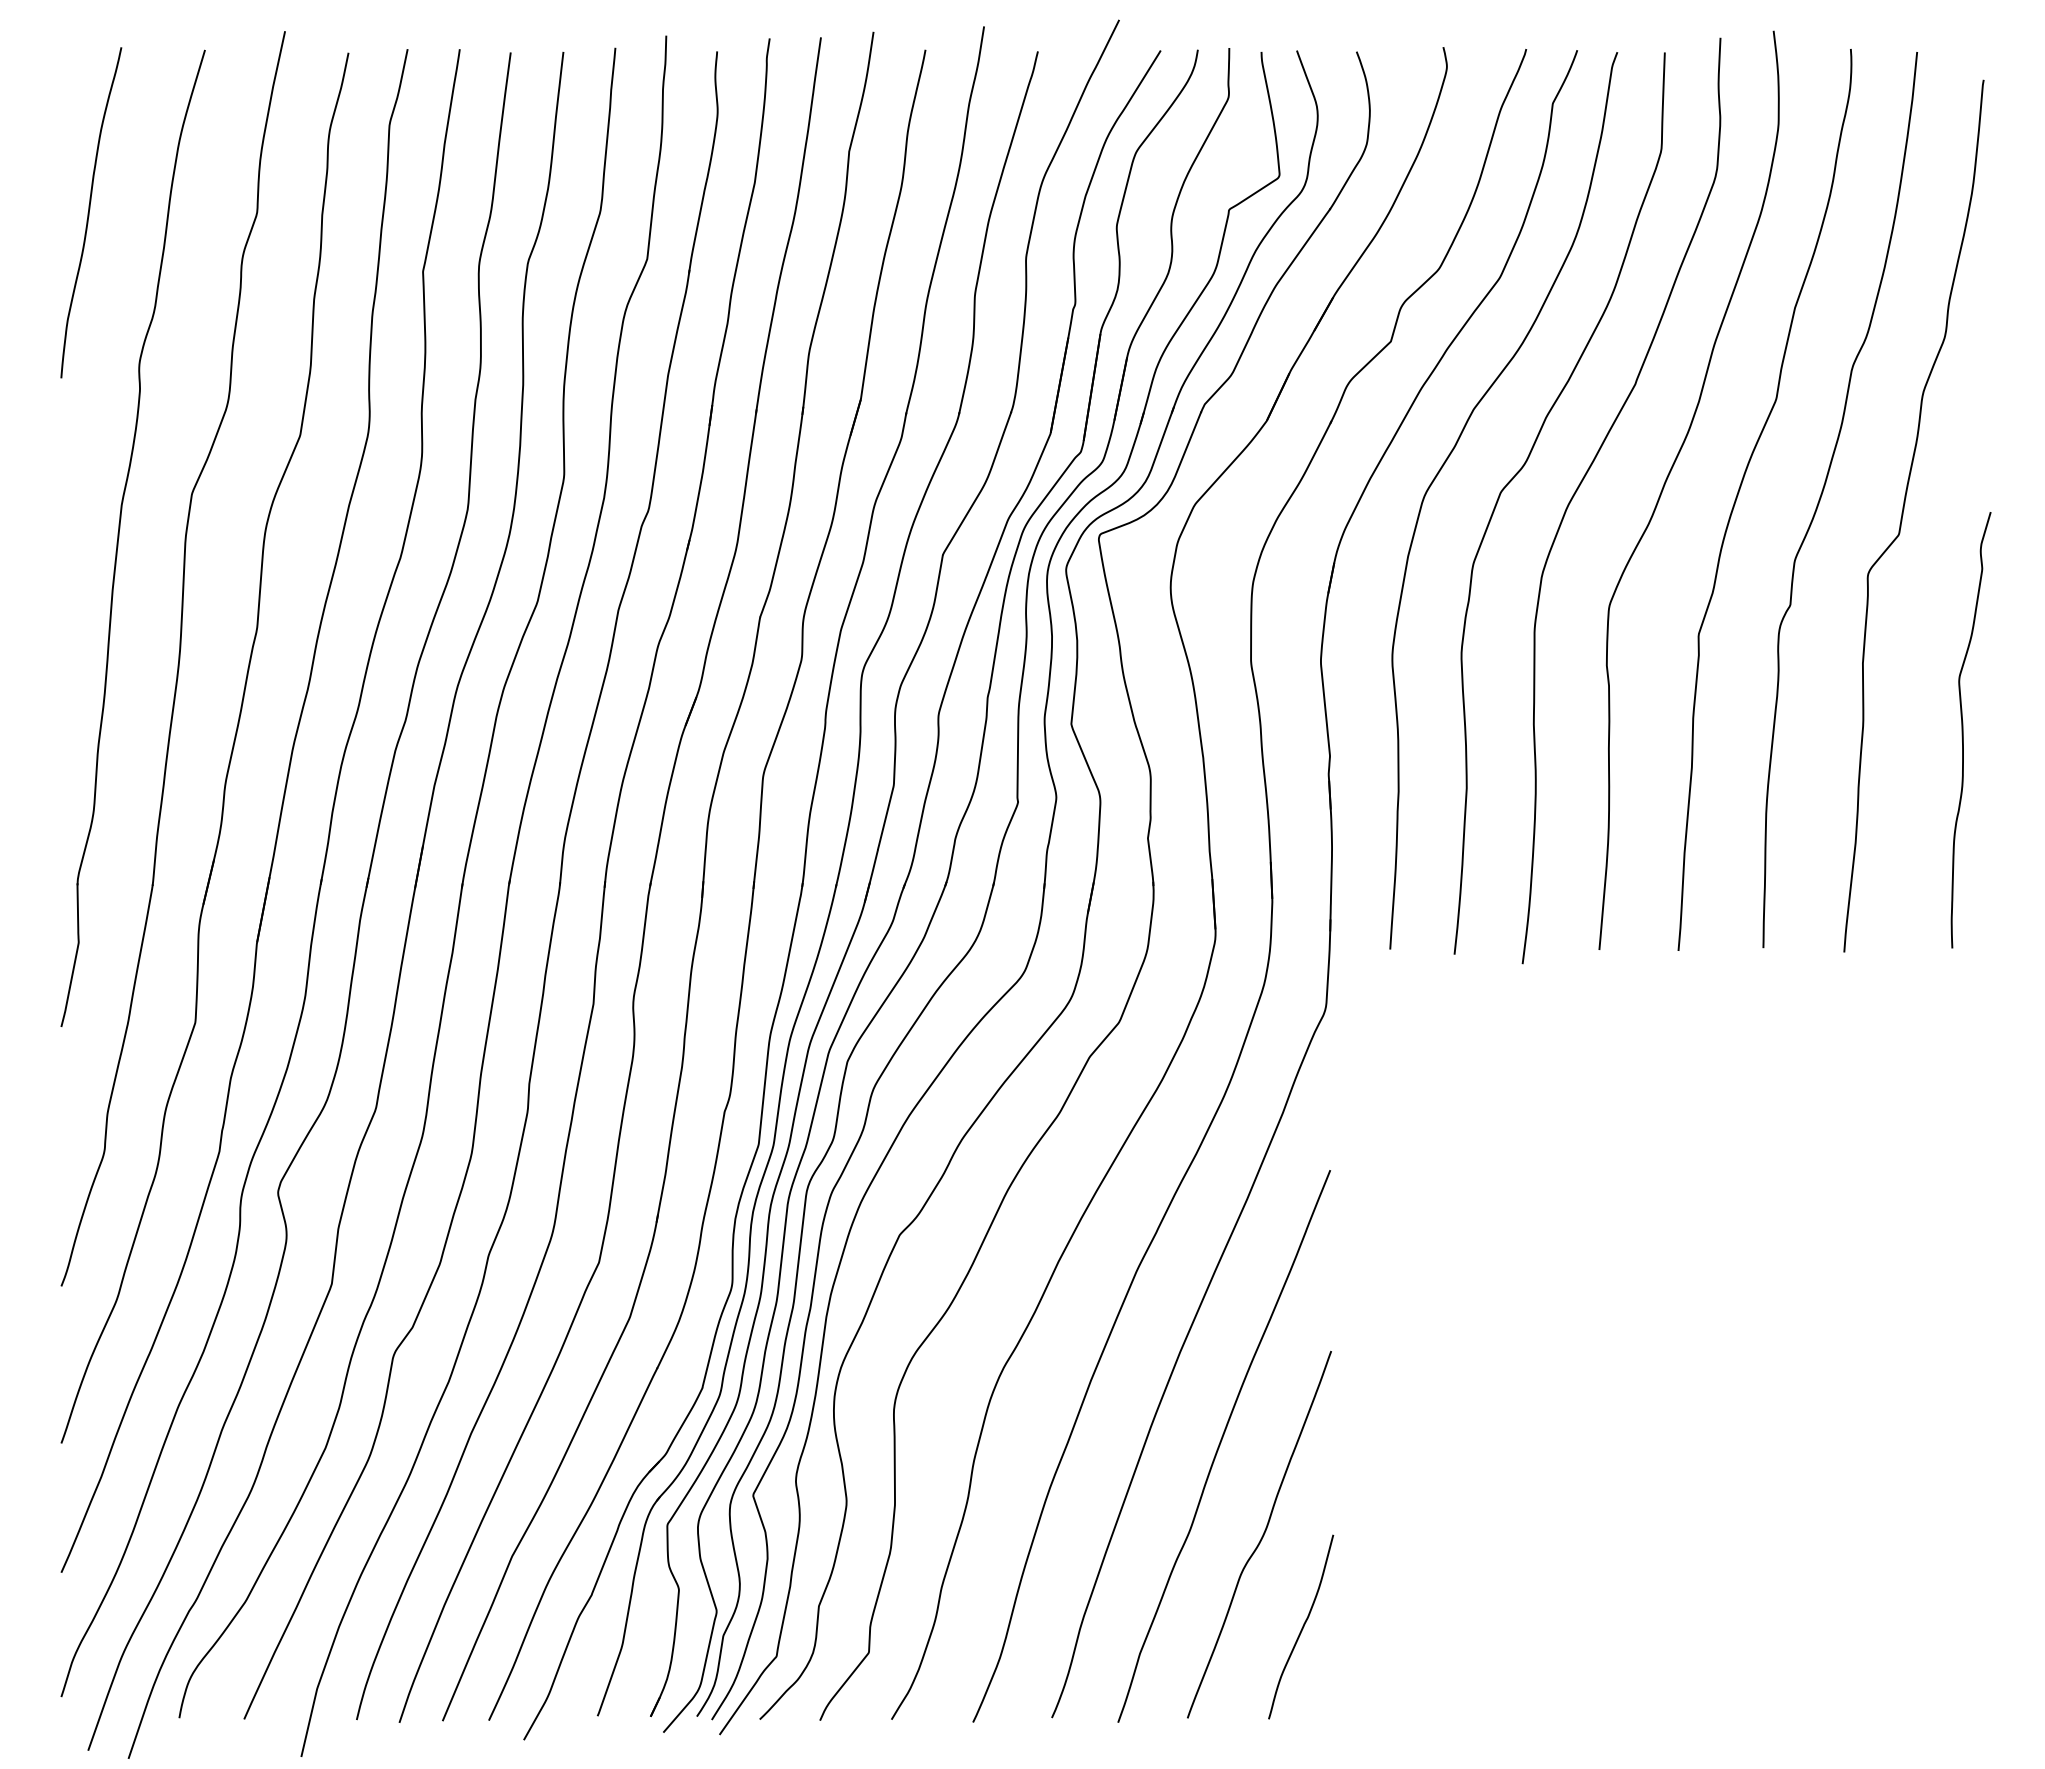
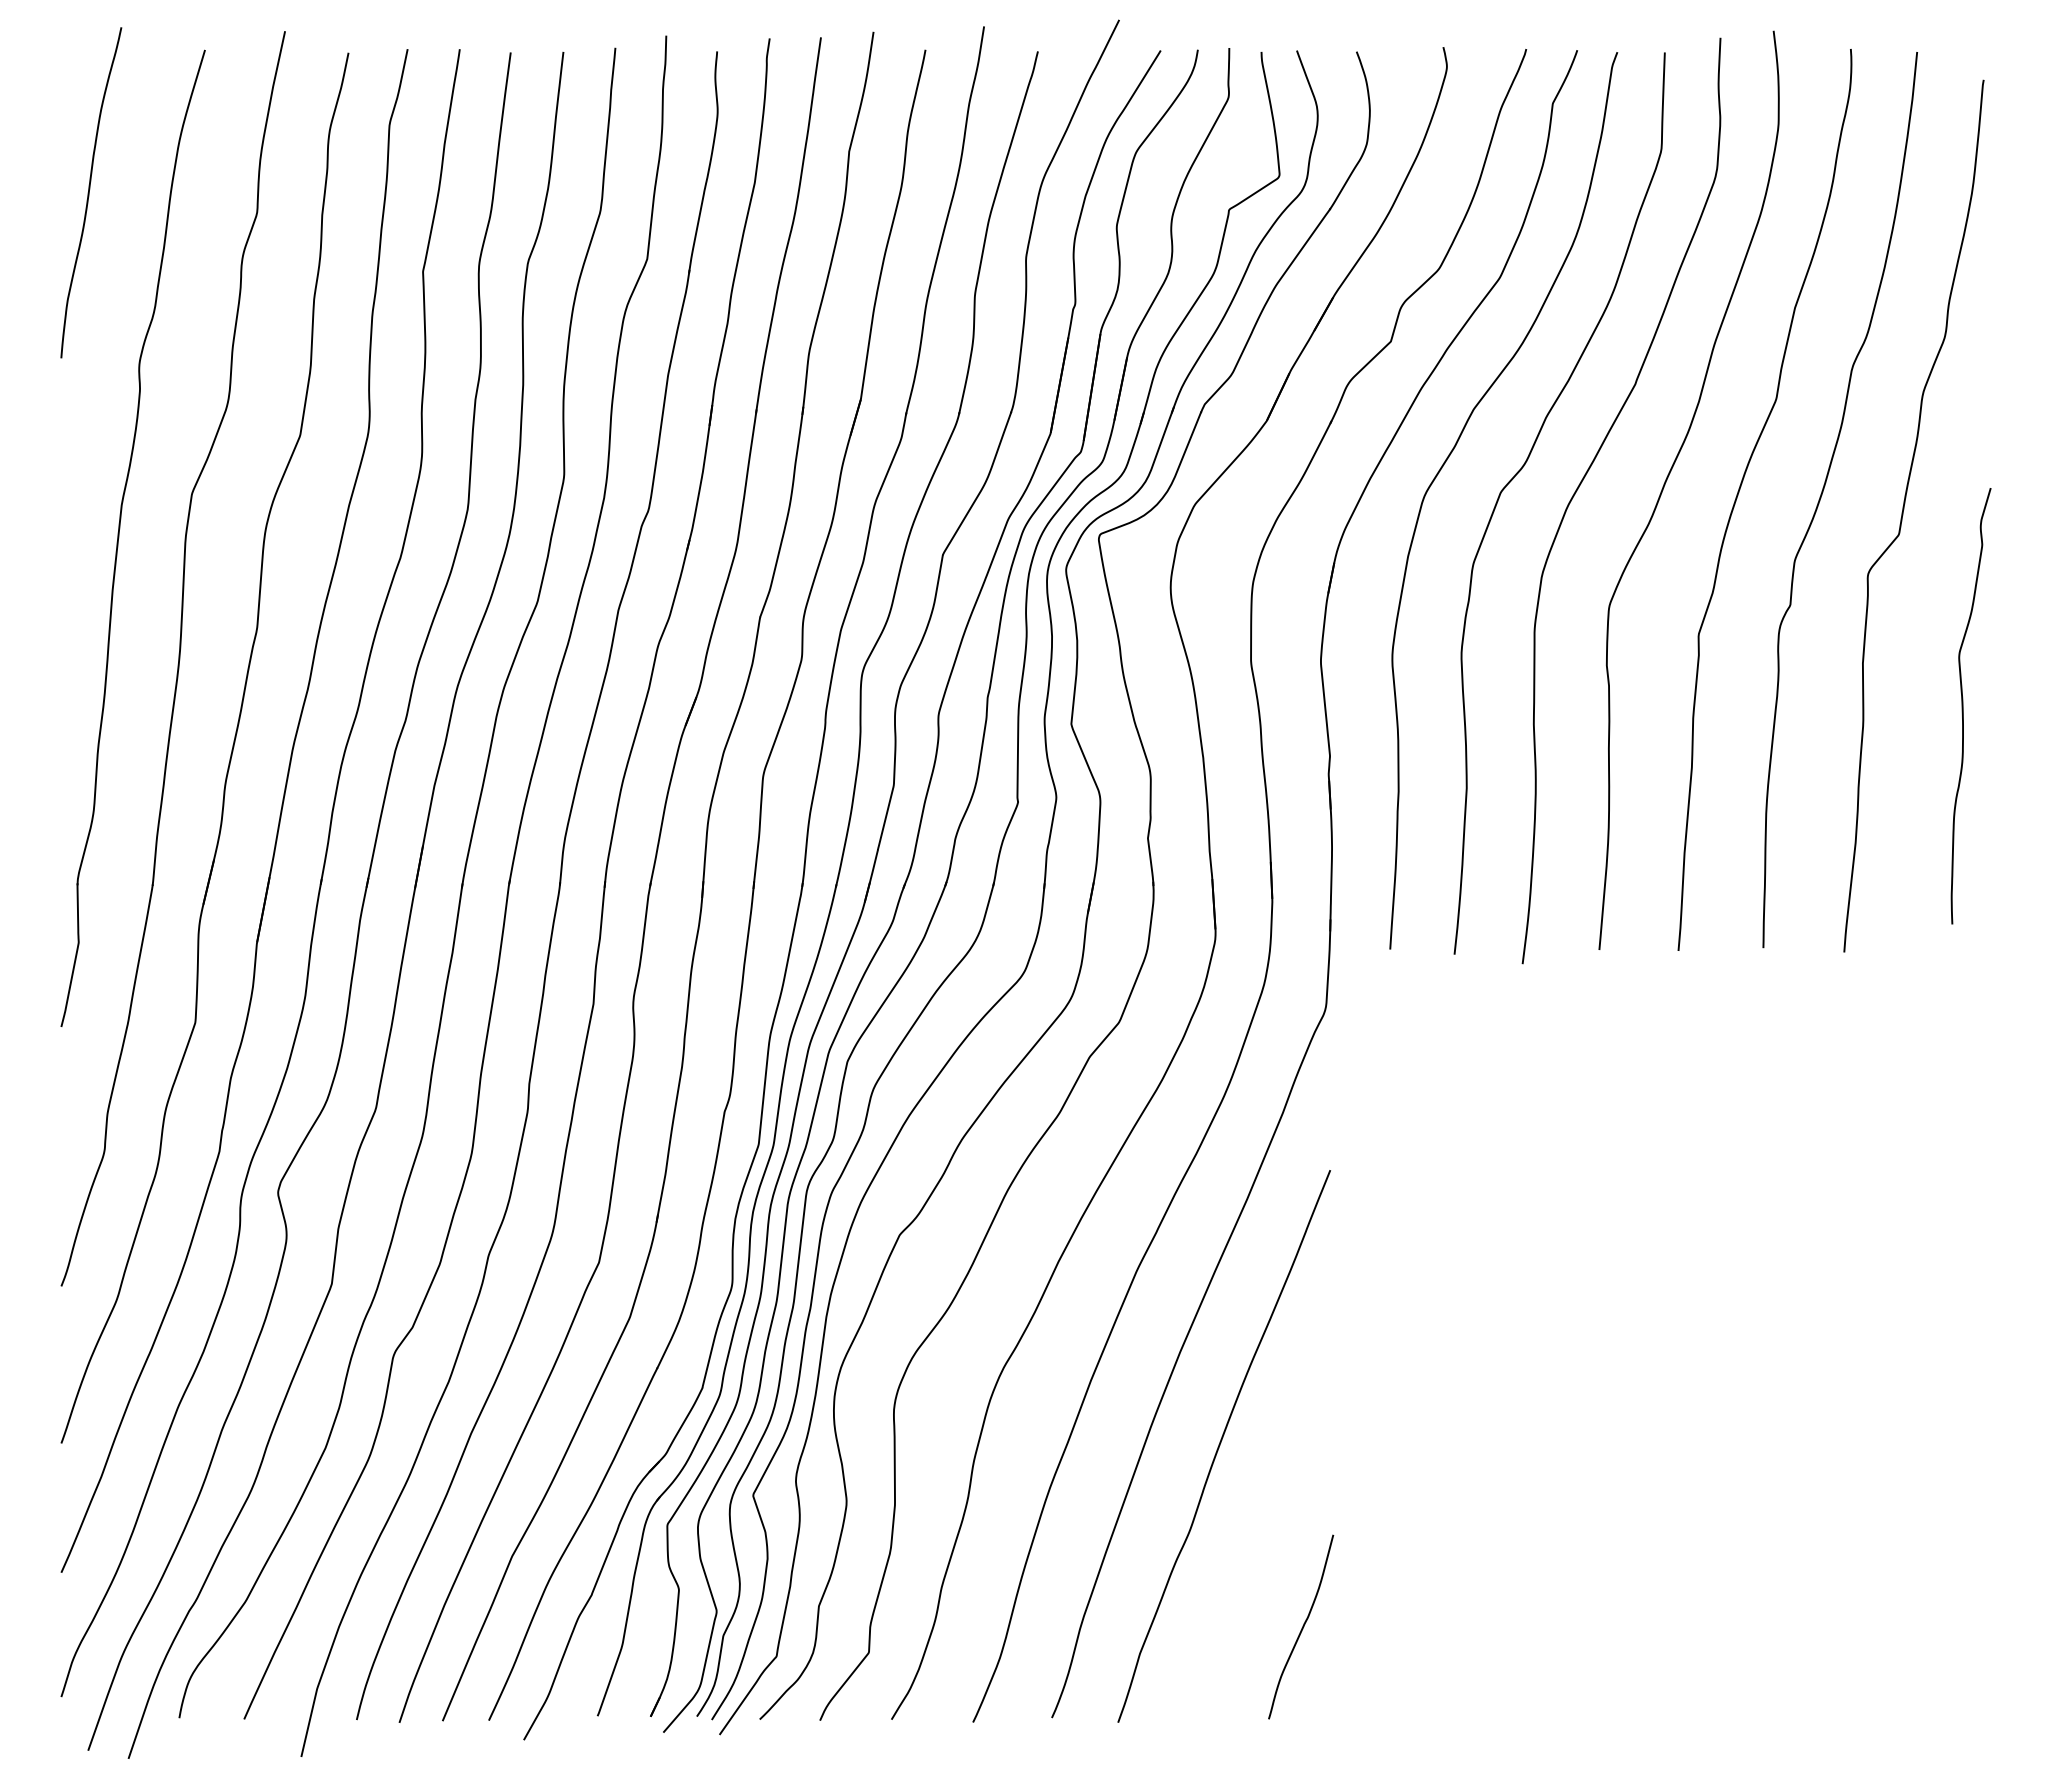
curve position: (89, 212) -> (89, 192) (89, 192)
curve position: (1963, 730) -> (1963, 706) (1963, 706)
curve: present -> none (1261, 1536)
